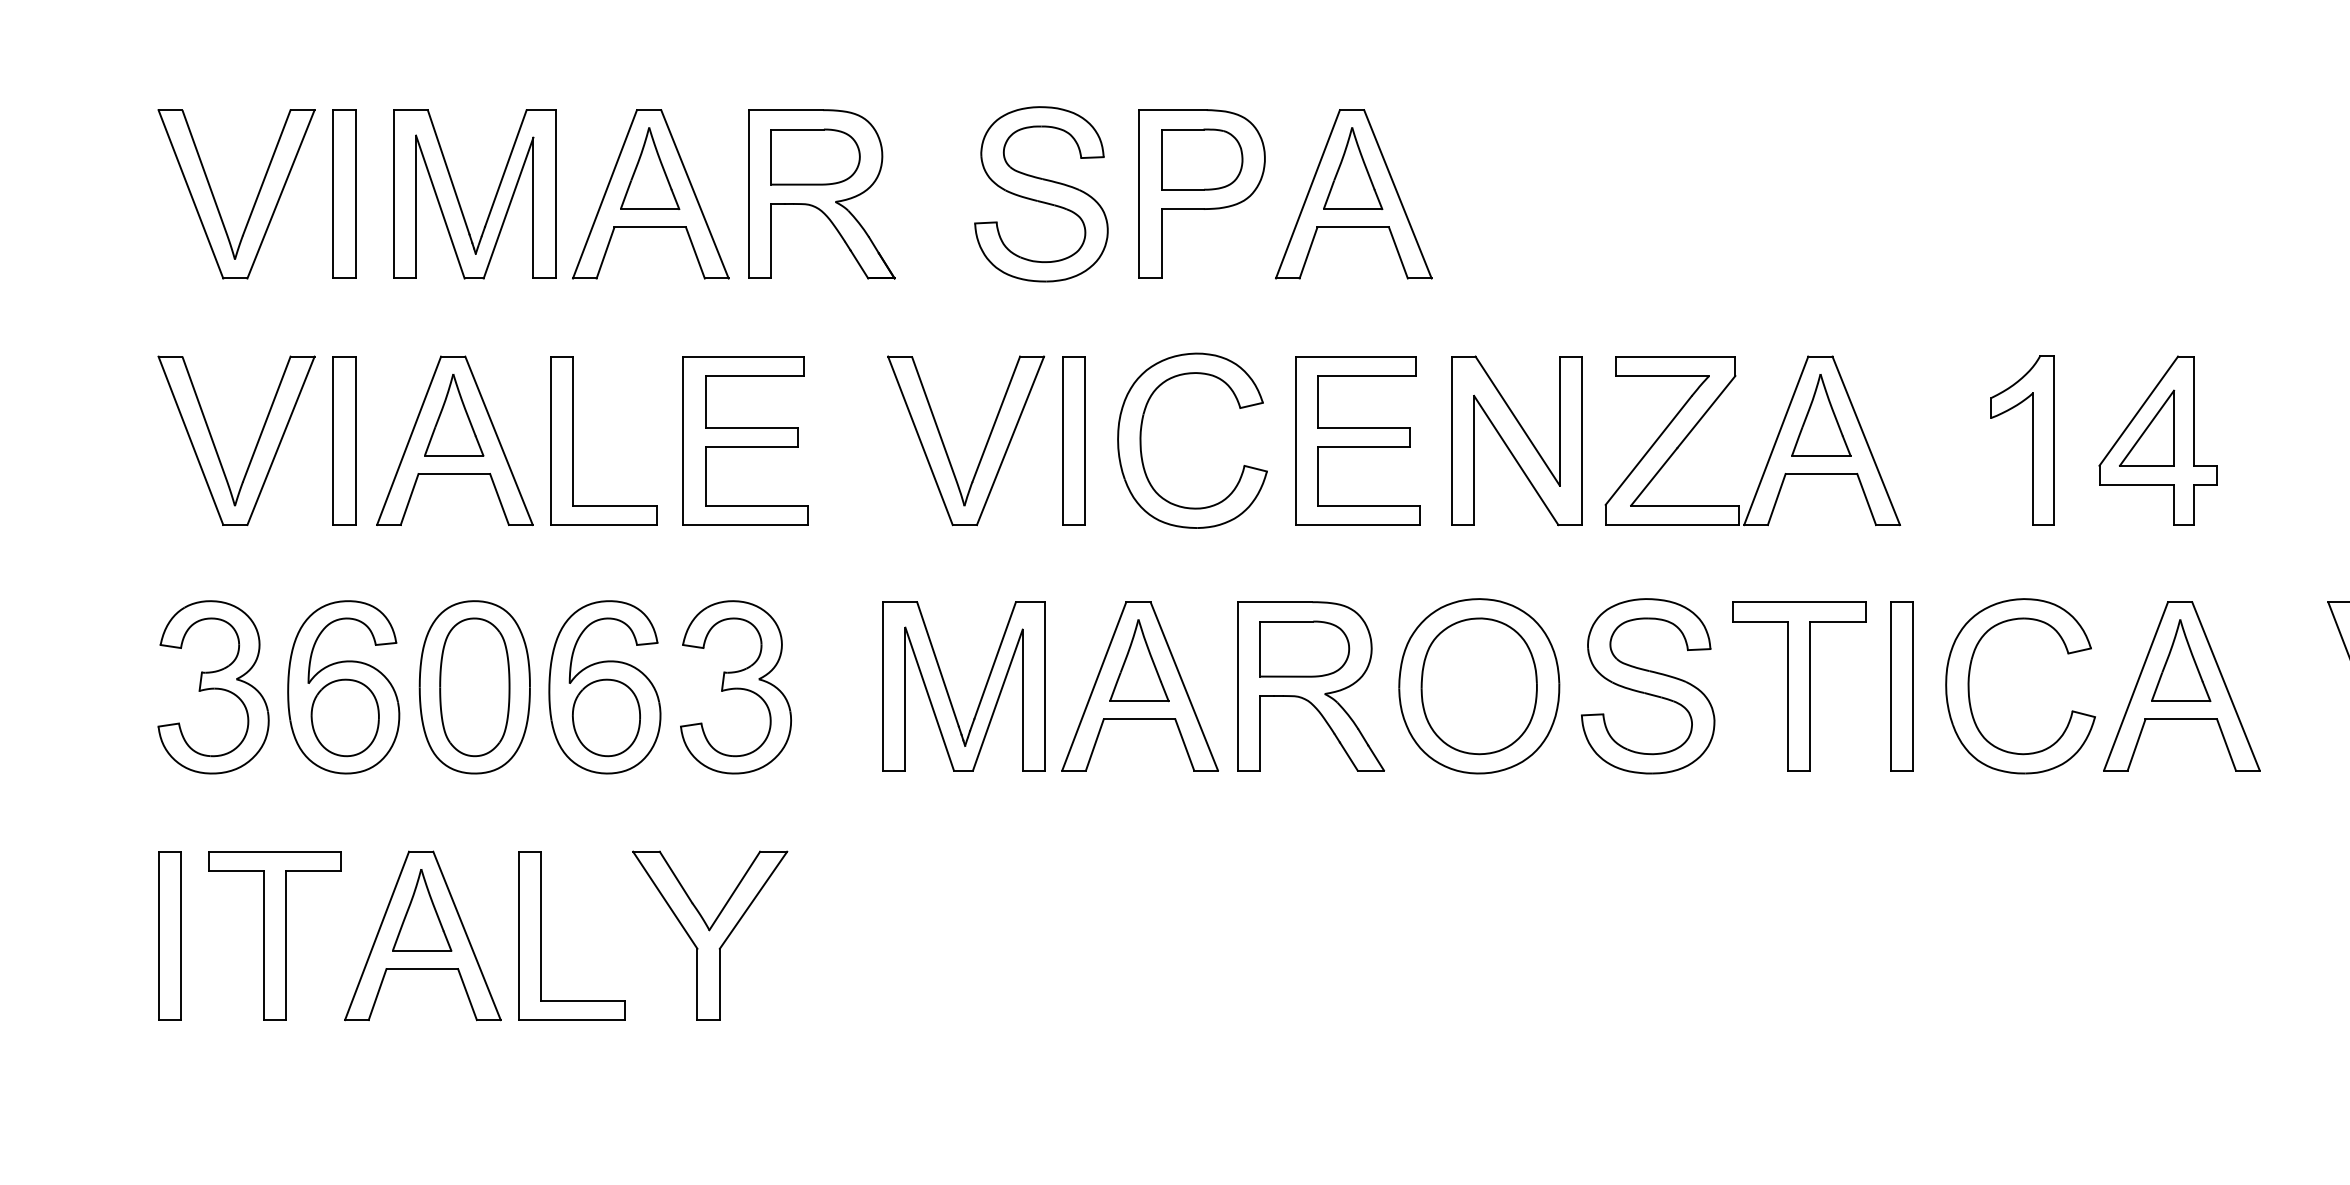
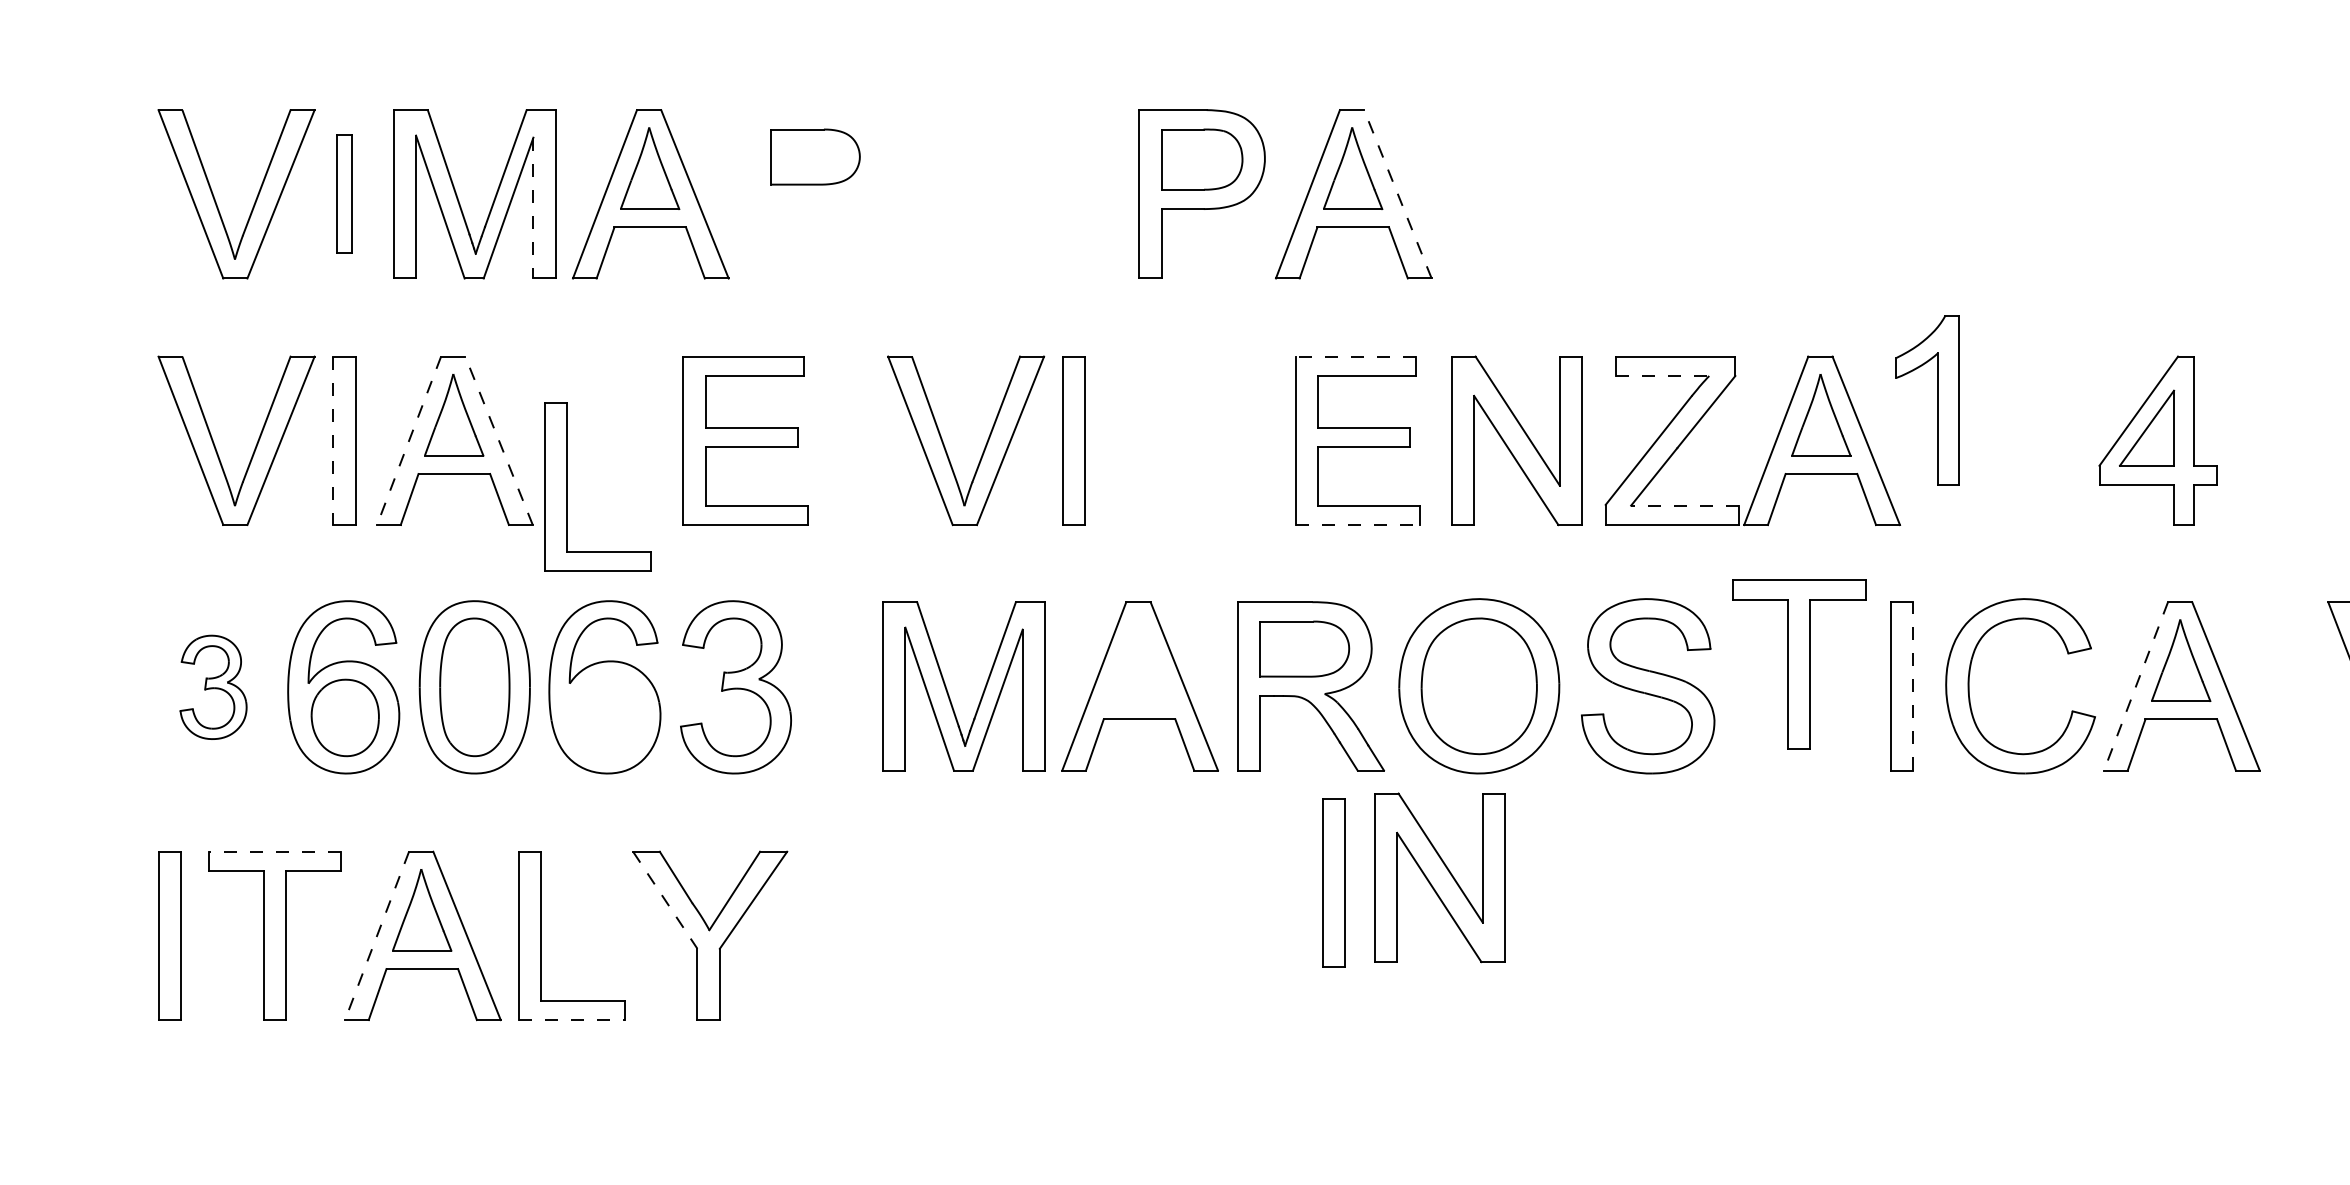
part size: 25x170 px -> 17x120 px (344, 193)
part: present -> none (821, 194)
part: present -> none (1041, 194)
line: solid -> dashed (1397, 194)
line: solid -> dashed (533, 208)
line: solid -> dashed (1355, 356)
line: solid -> dashed (1662, 376)
line: solid -> dashed (499, 440)
part position: (573, 440) -> (567, 486) (567, 486)
part: present -> none (1141, 440)
part position: (2032, 440) -> (1937, 400) (1937, 400)
line: solid -> dashed (333, 441)
line: solid -> dashed (408, 441)
line: solid -> dashed (1684, 505)
line: solid -> dashed (1358, 525)
part: present -> none (1139, 660)
line: solid -> dashed (1913, 685)
part position: (1799, 686) -> (1799, 664) (1799, 664)
line: solid -> dashed (2135, 686)
part size: 113x175 px -> 69x106 px (213, 686)
part: present -> none (606, 717)
line: solid -> dashed (274, 851)
part: none -> present (1439, 877)
part: none -> present (1333, 882)
line: solid -> dashed (665, 900)
line: solid -> dashed (376, 936)
line: solid -> dashed (572, 1020)
